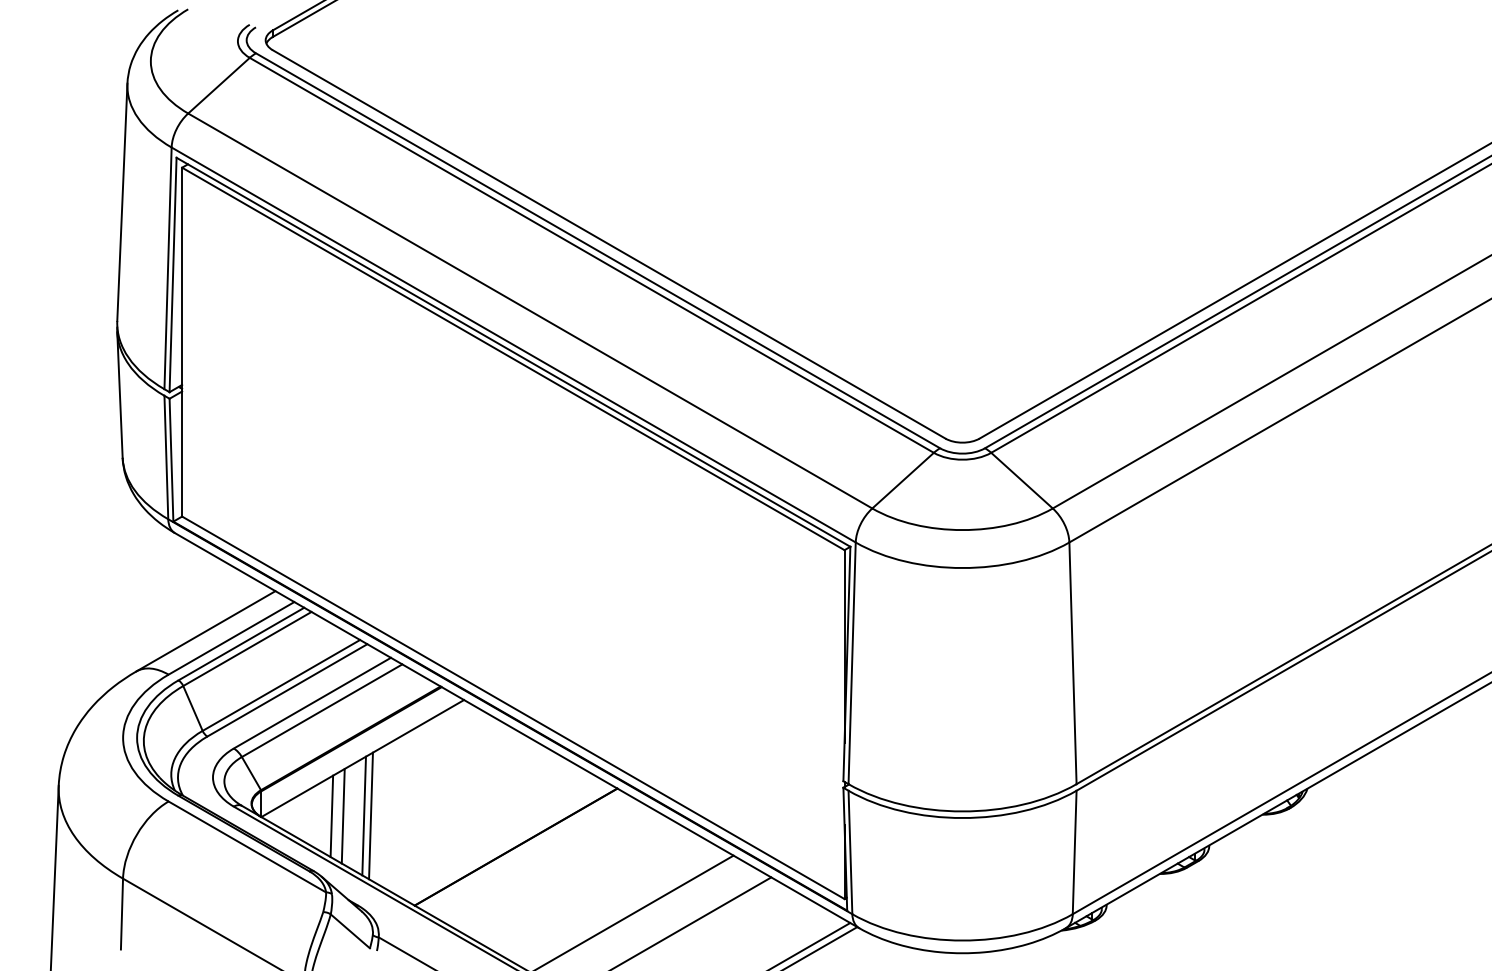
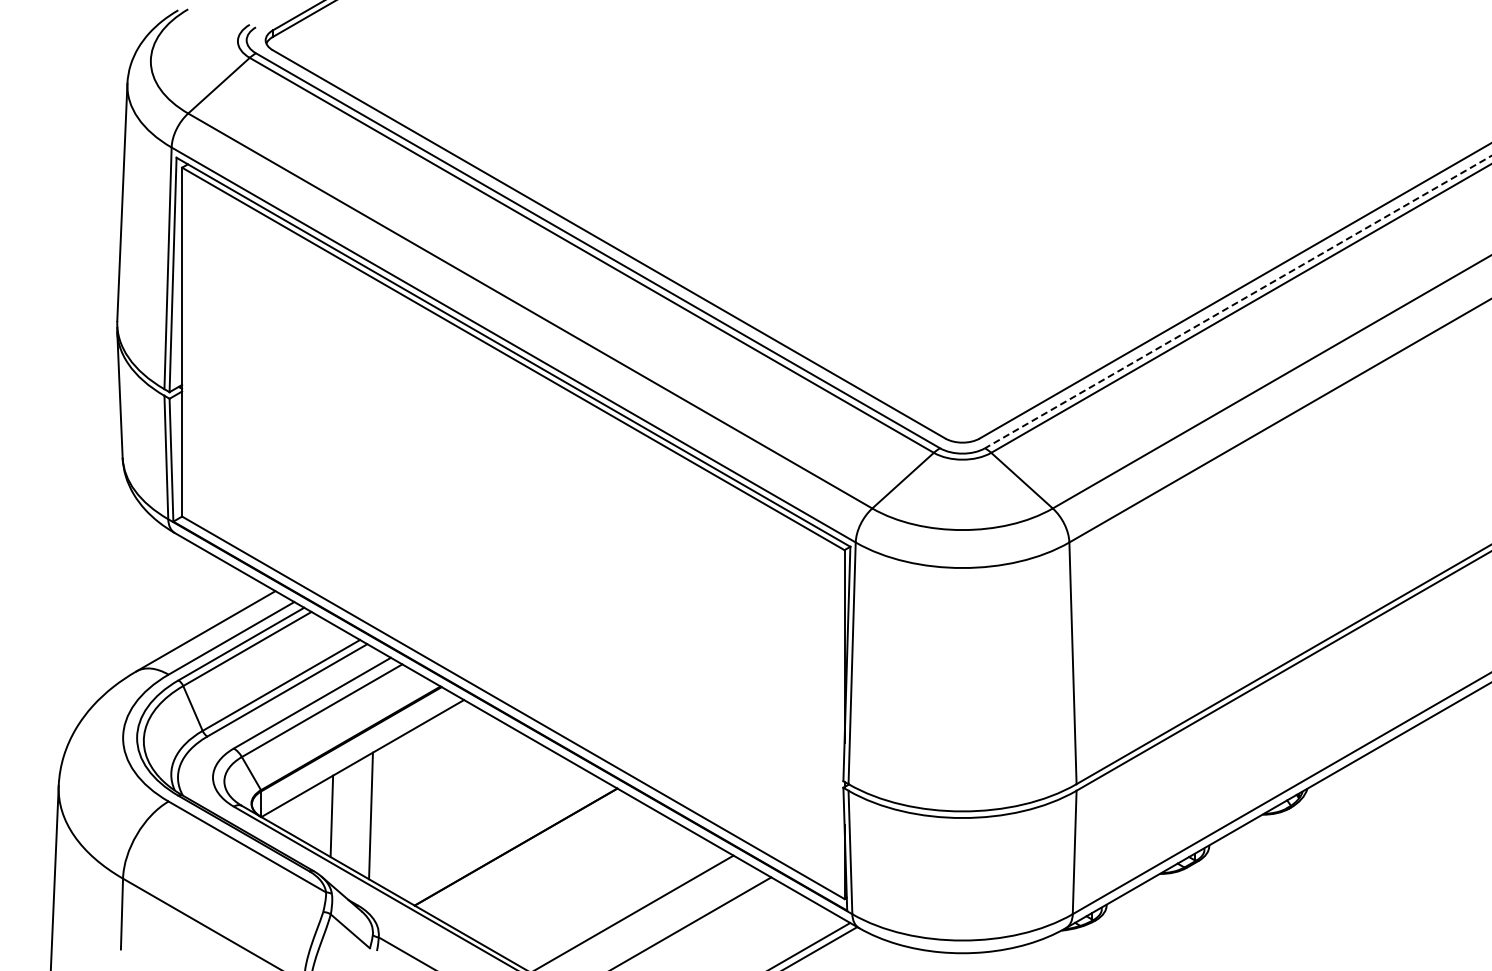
line: solid -> dashed (1237, 302)
line: present -> none (342, 815)
line: present -> none (363, 815)
